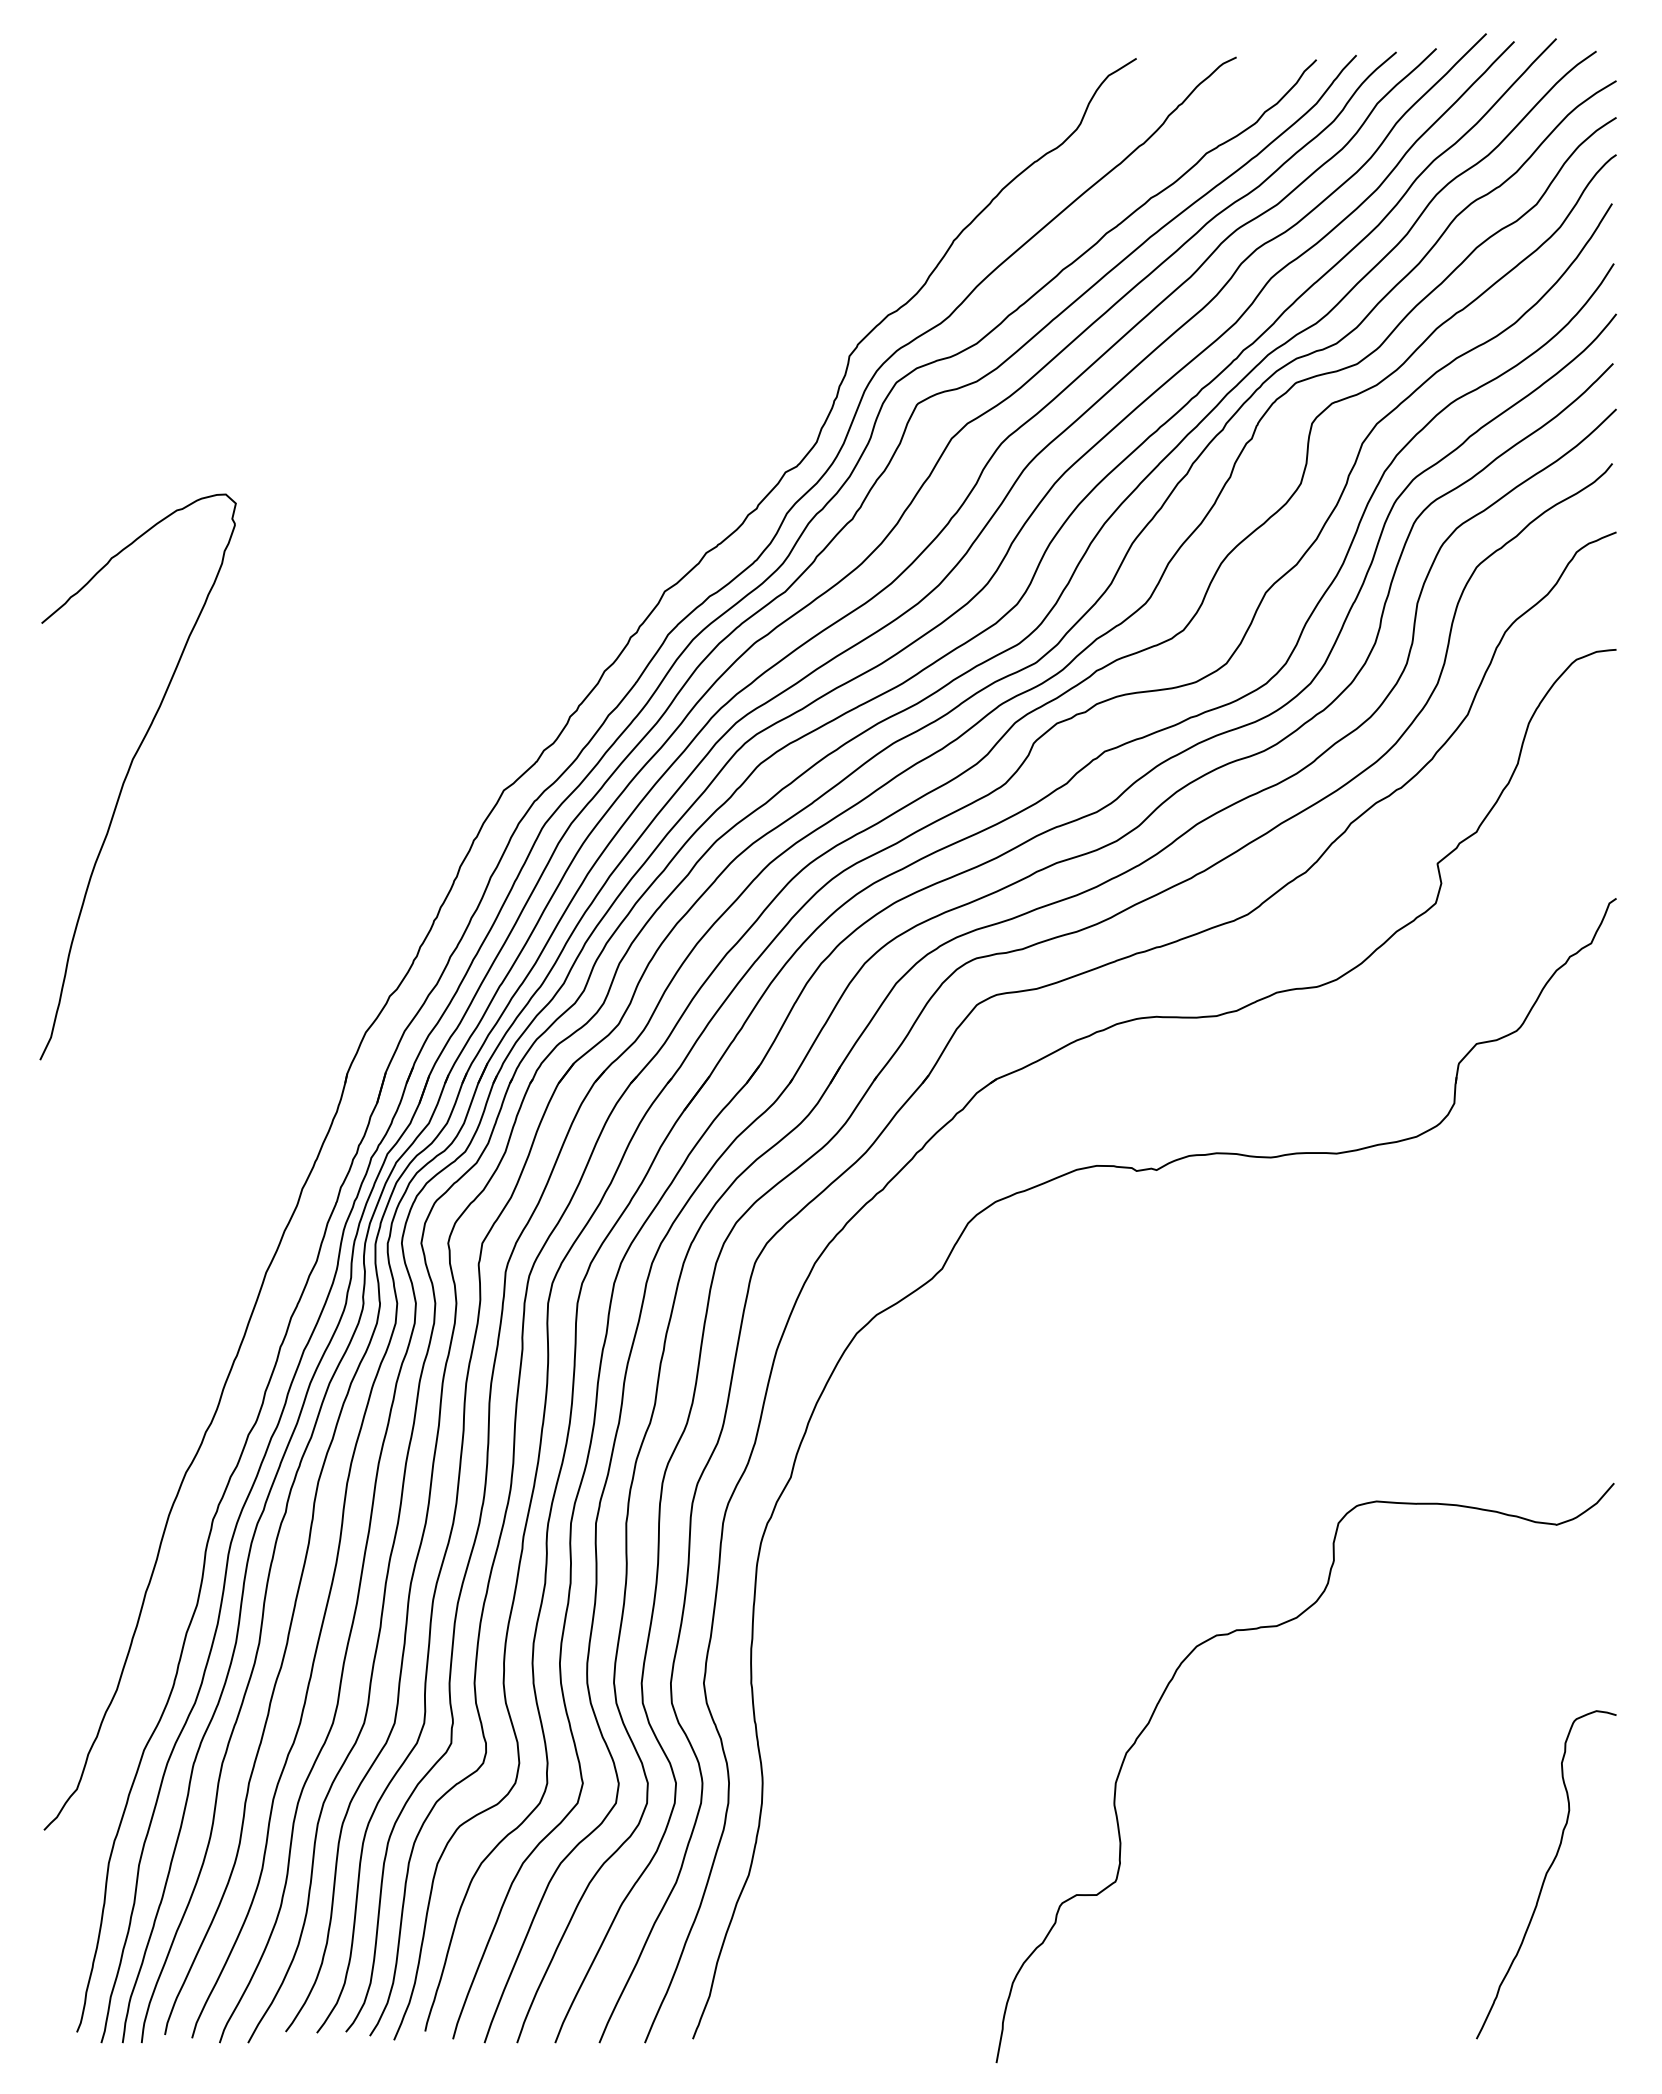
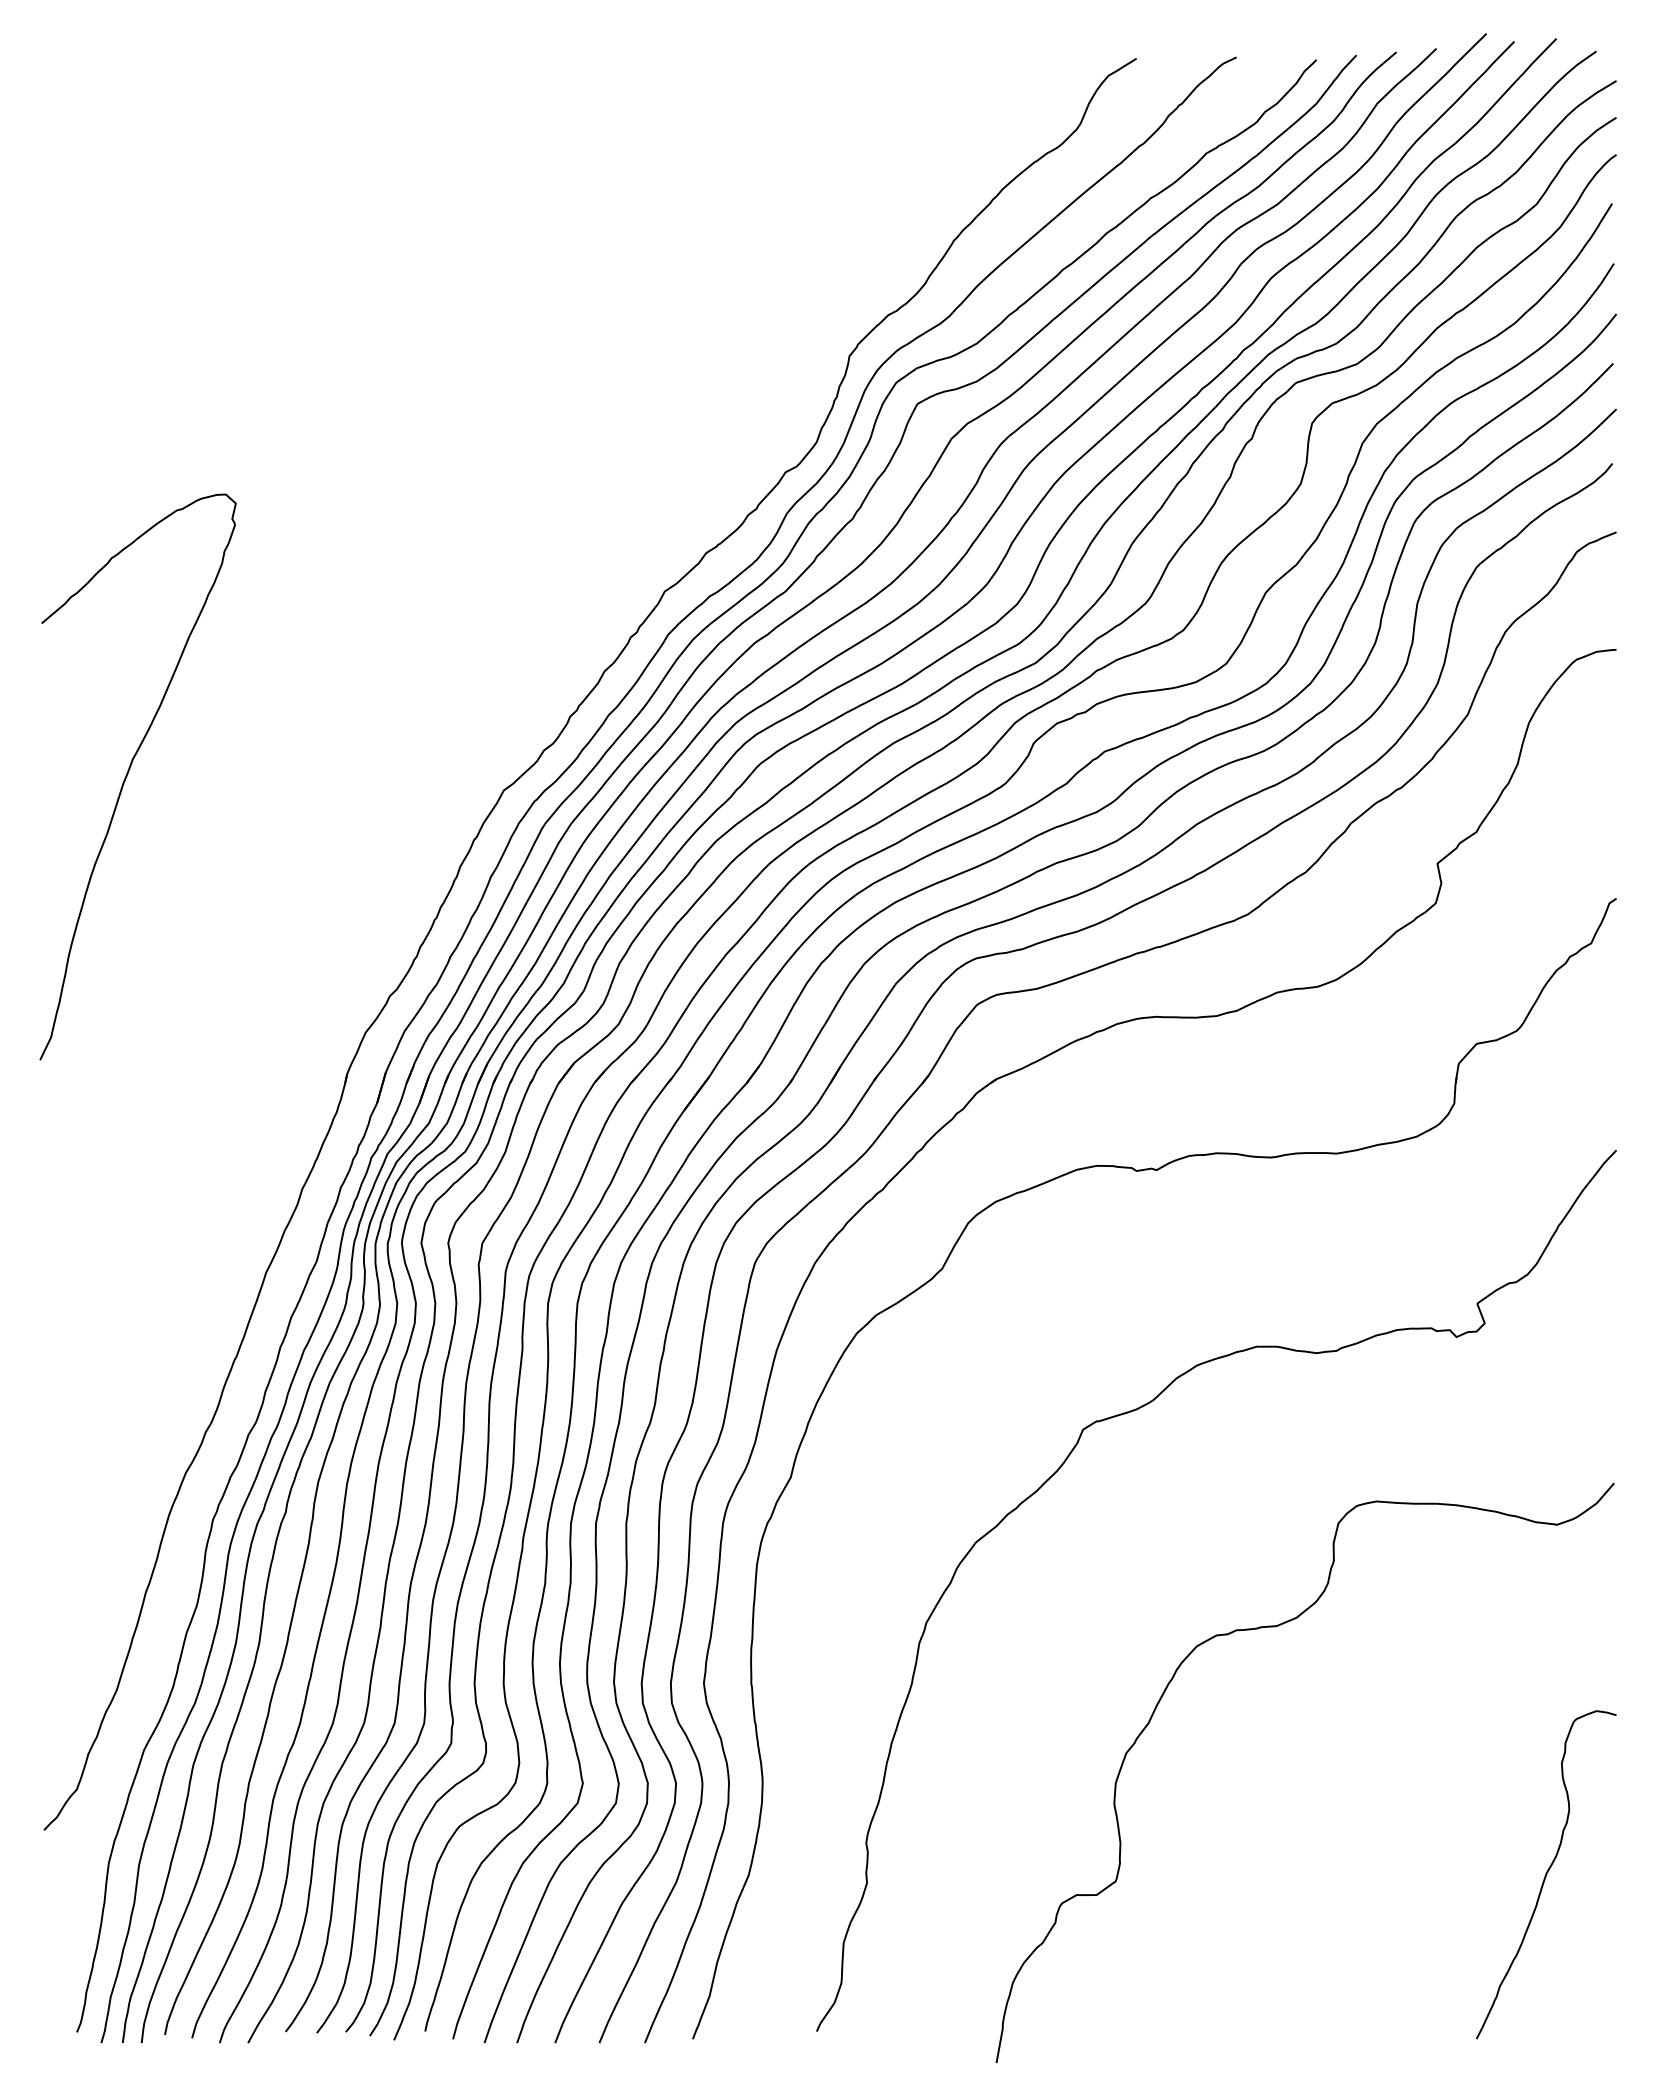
curve: none -> present (1134, 1411)
